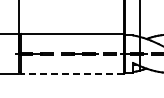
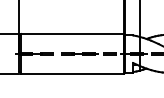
line: dashed -> solid (72, 73)
